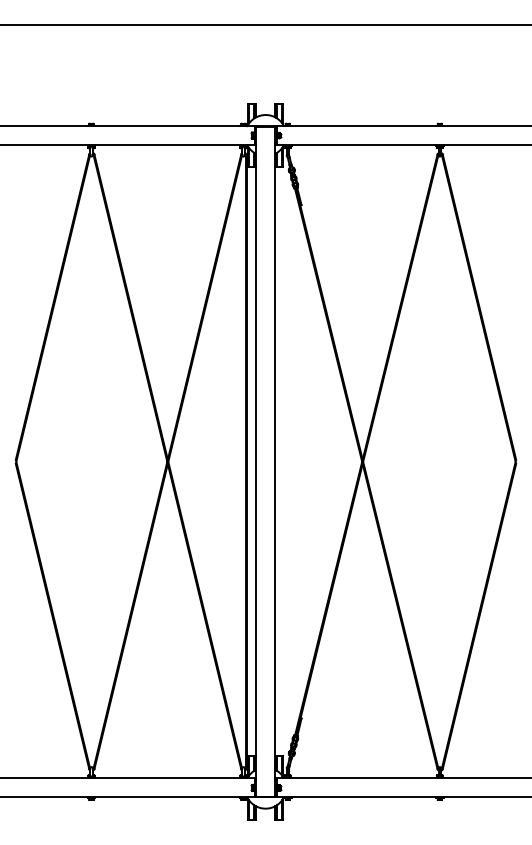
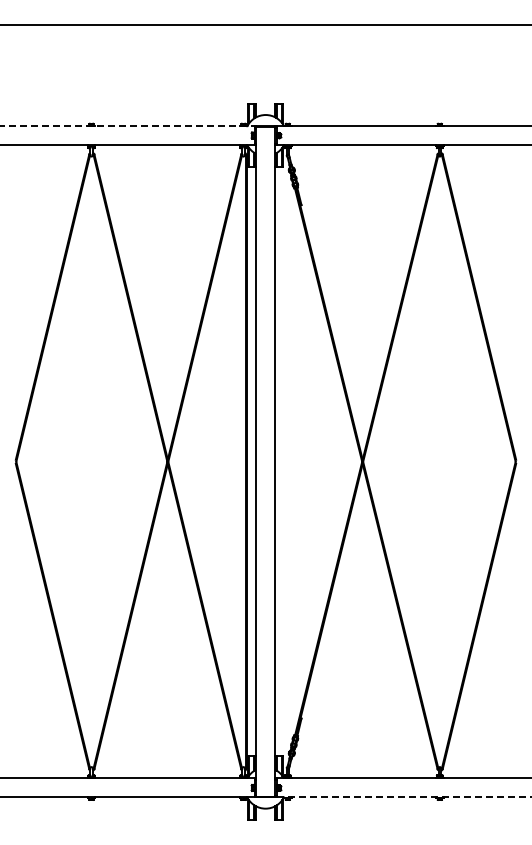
line: solid -> dashed (127, 126)
line: solid -> dashed (404, 797)
